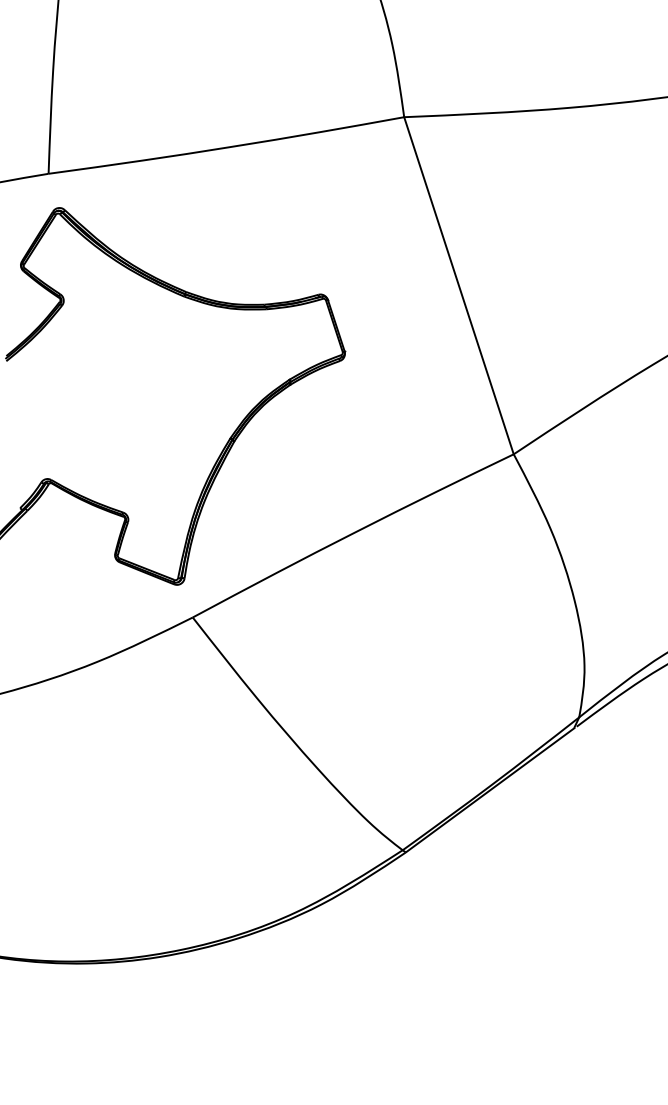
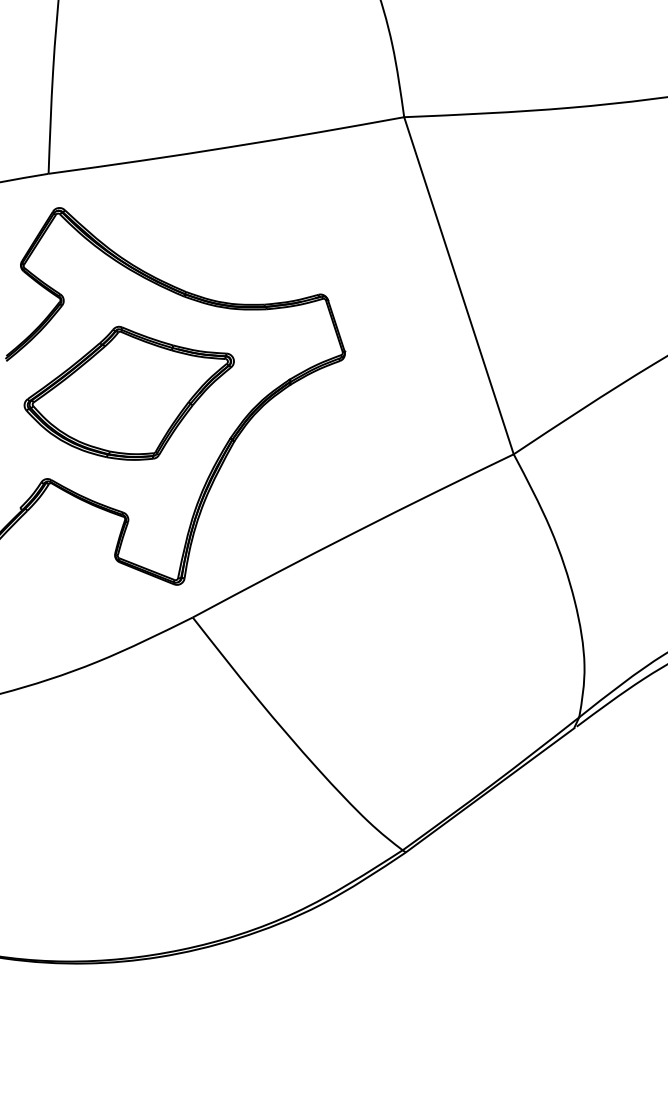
part: none -> present (128, 392)
